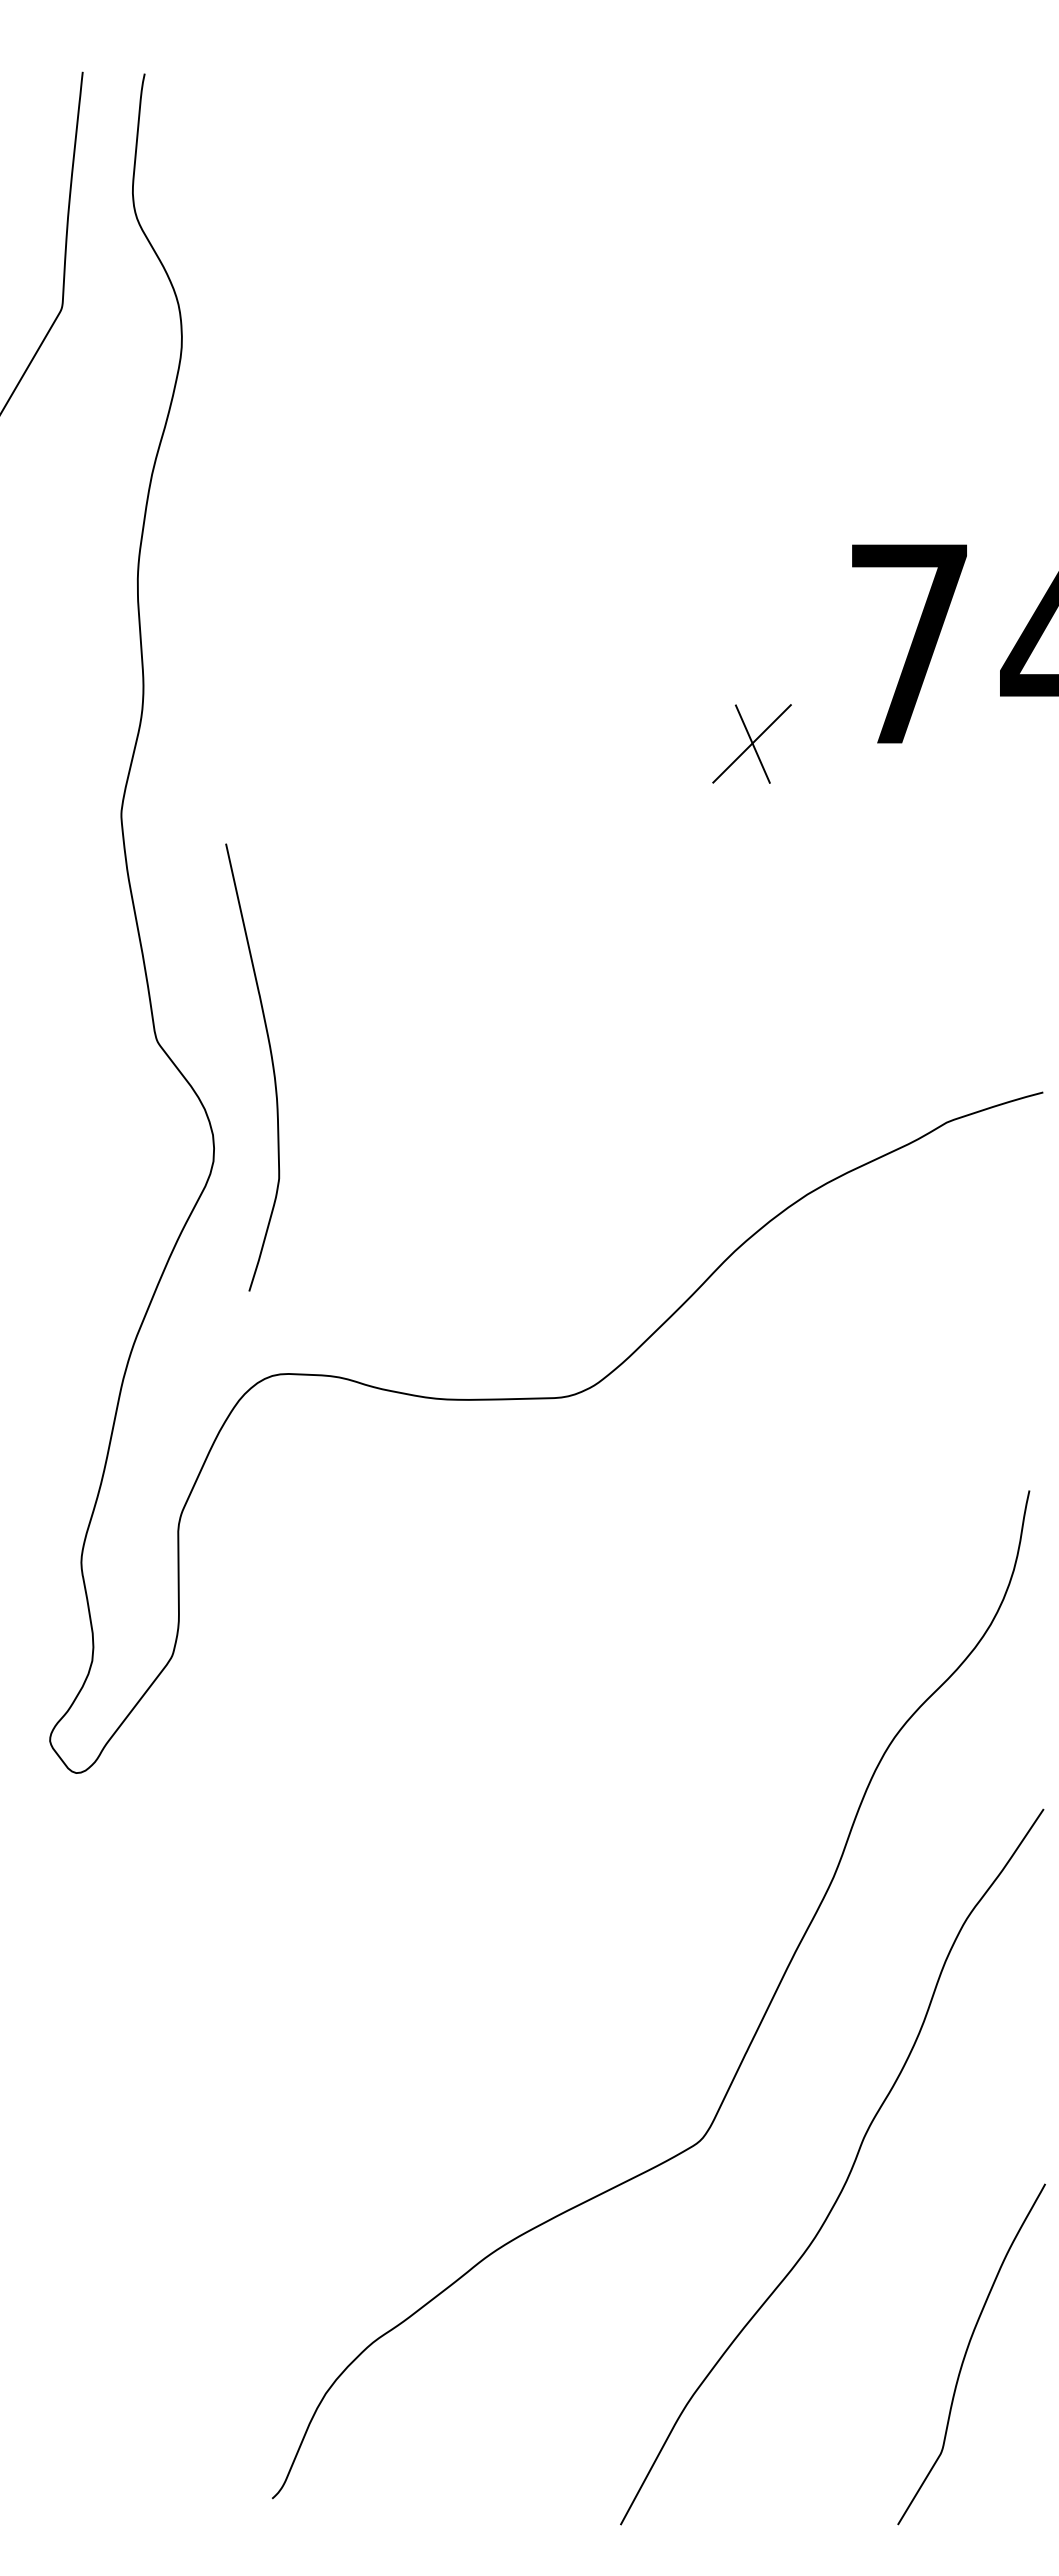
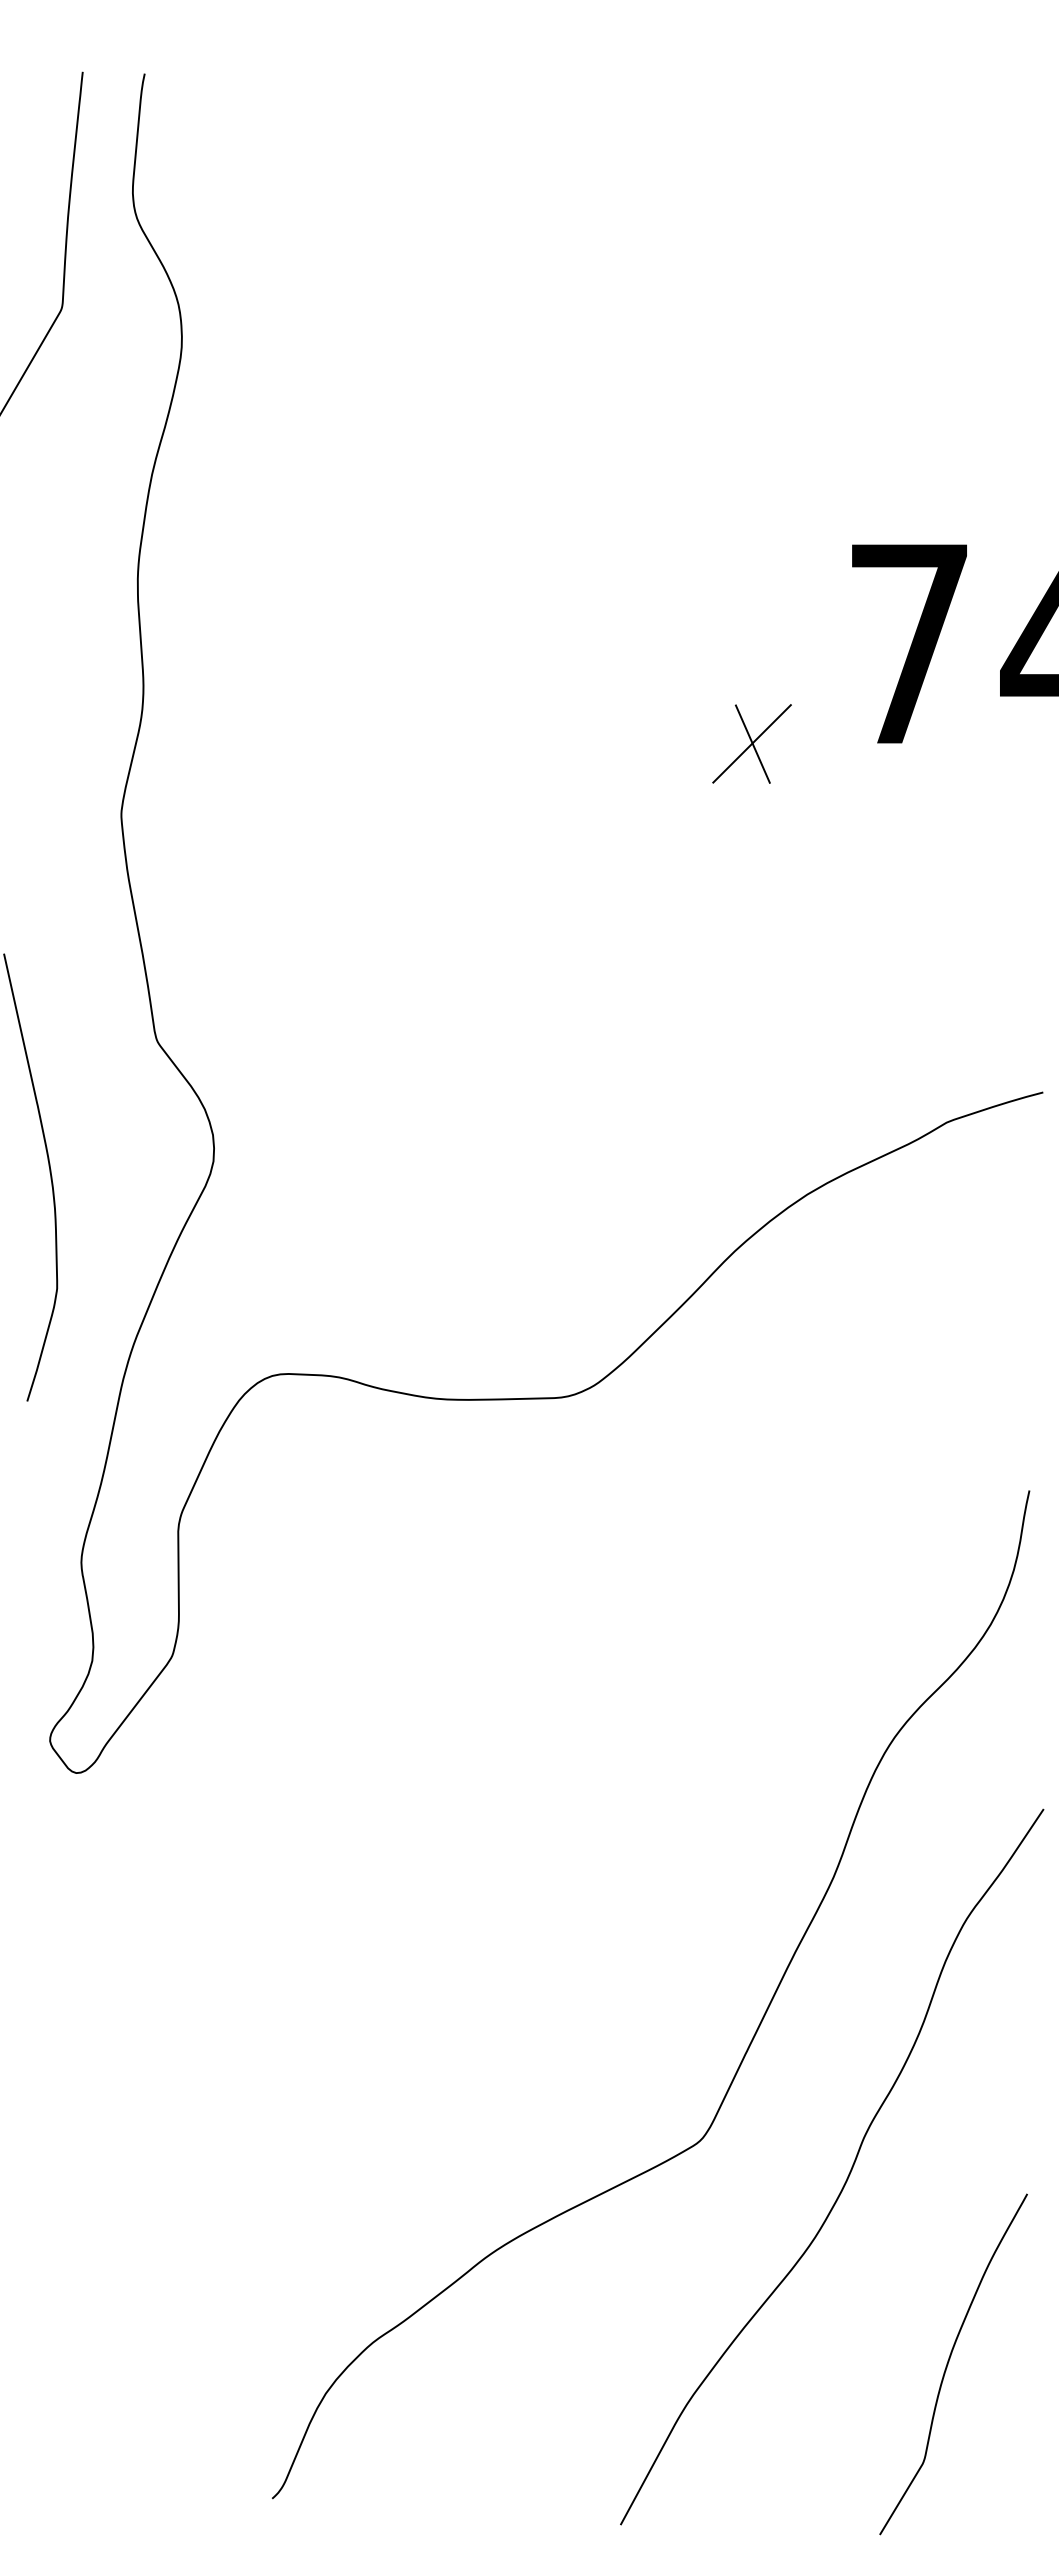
curve position: (271, 1063) -> (49, 1173) (49, 1173)
curve position: (967, 2351) -> (949, 2361) (949, 2361)
